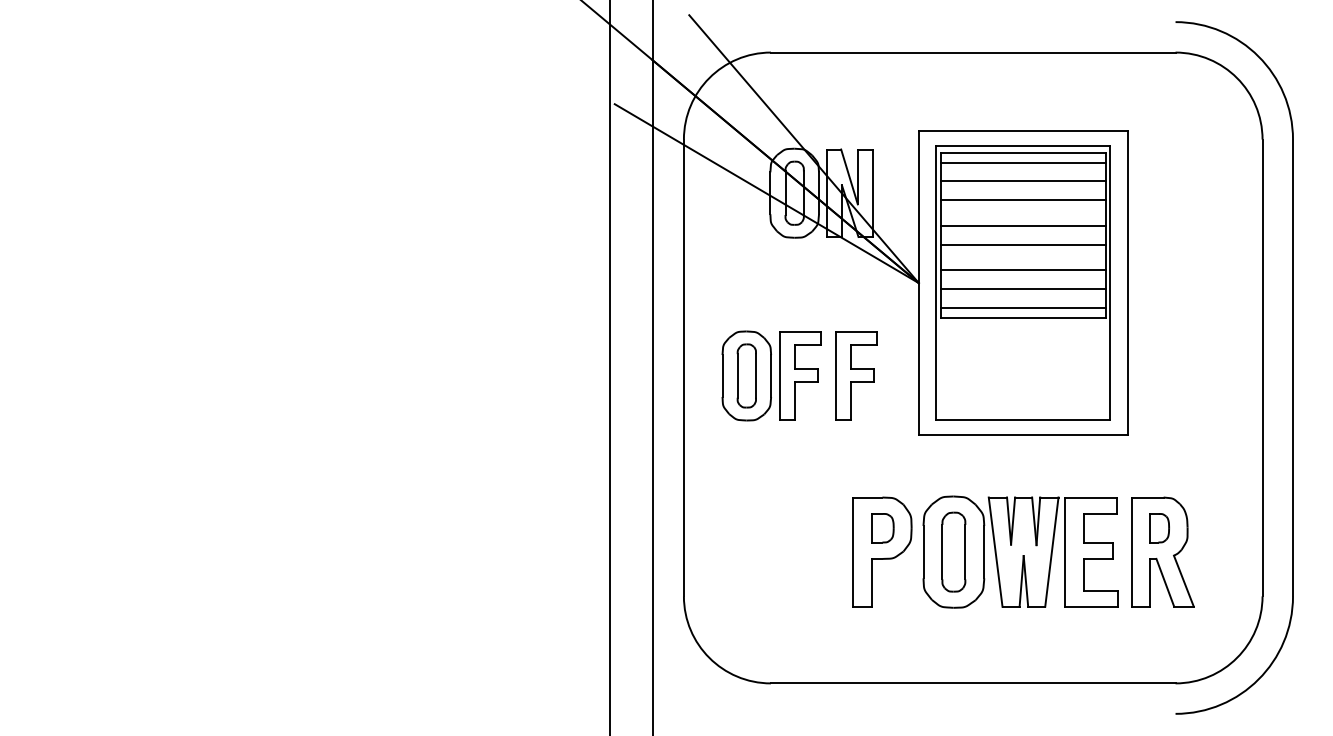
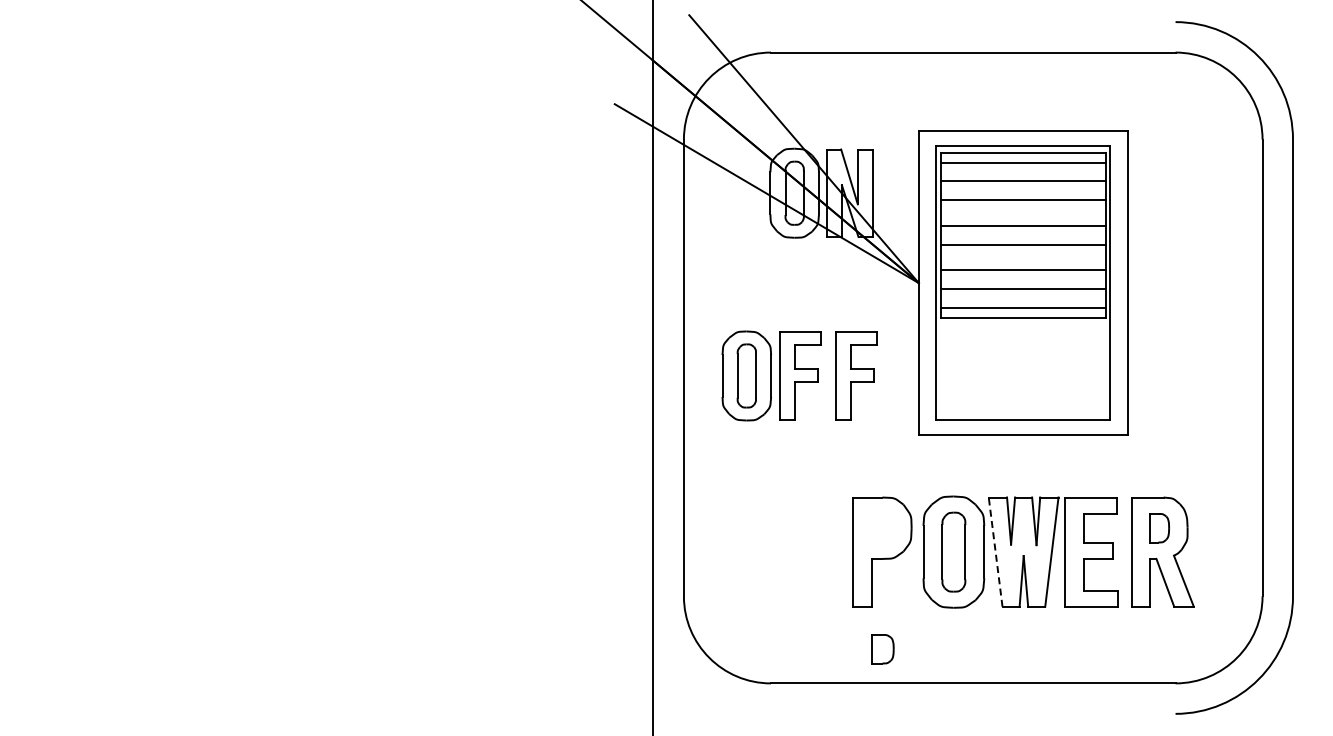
line: present -> none (609, 367)
part position: (882, 528) -> (882, 649) (882, 649)
line: solid -> dashed (995, 551)
